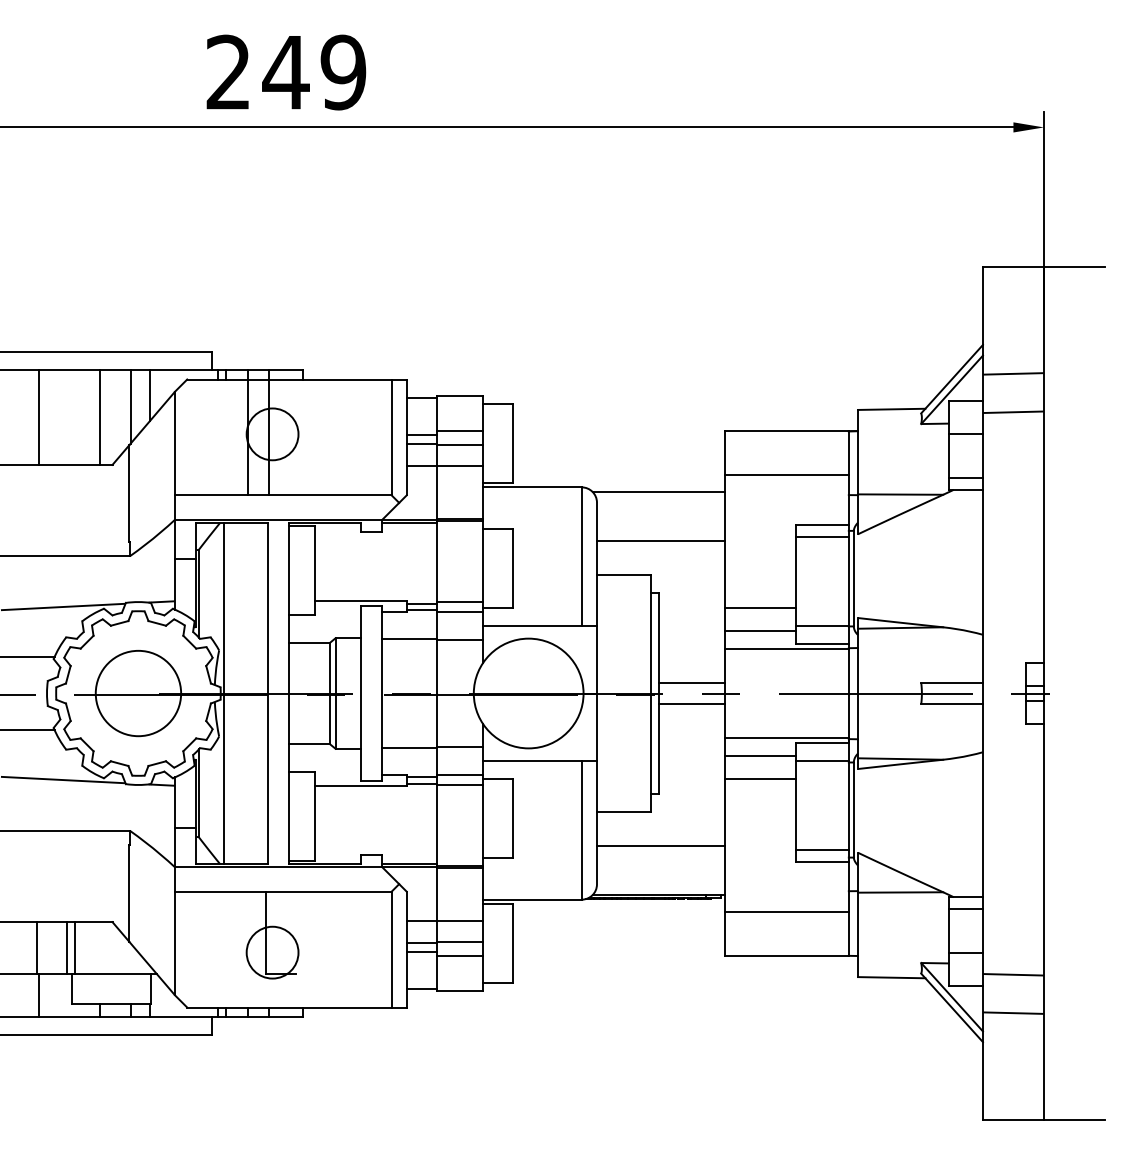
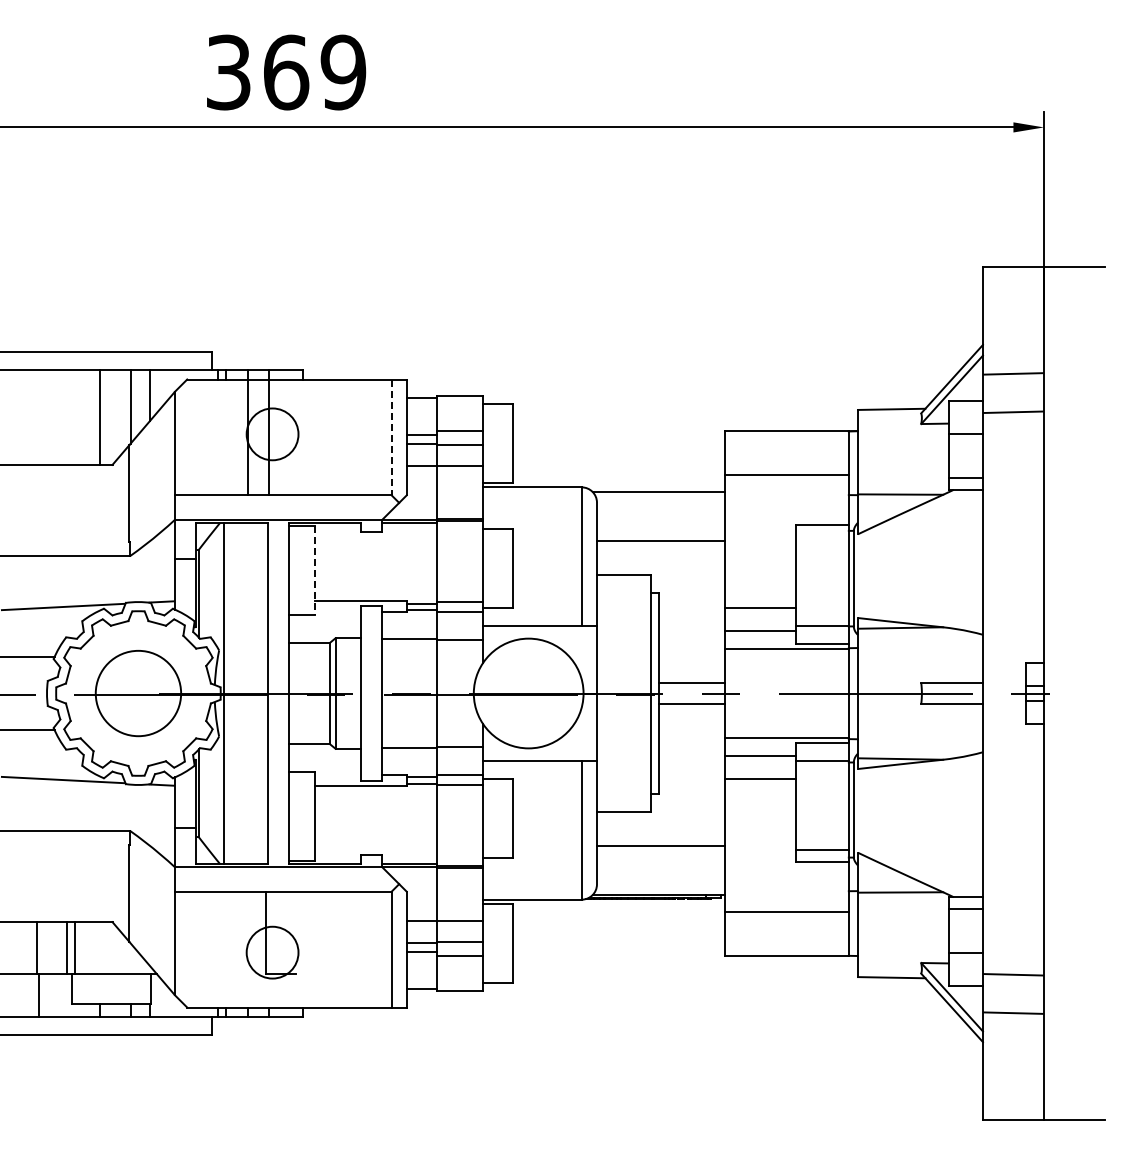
text: 249 -> 369 (257, 72)
line: present -> none (38, 417)
line: solid -> dashed (391, 437)
line: present -> none (822, 537)
line: solid -> dashed (315, 571)
